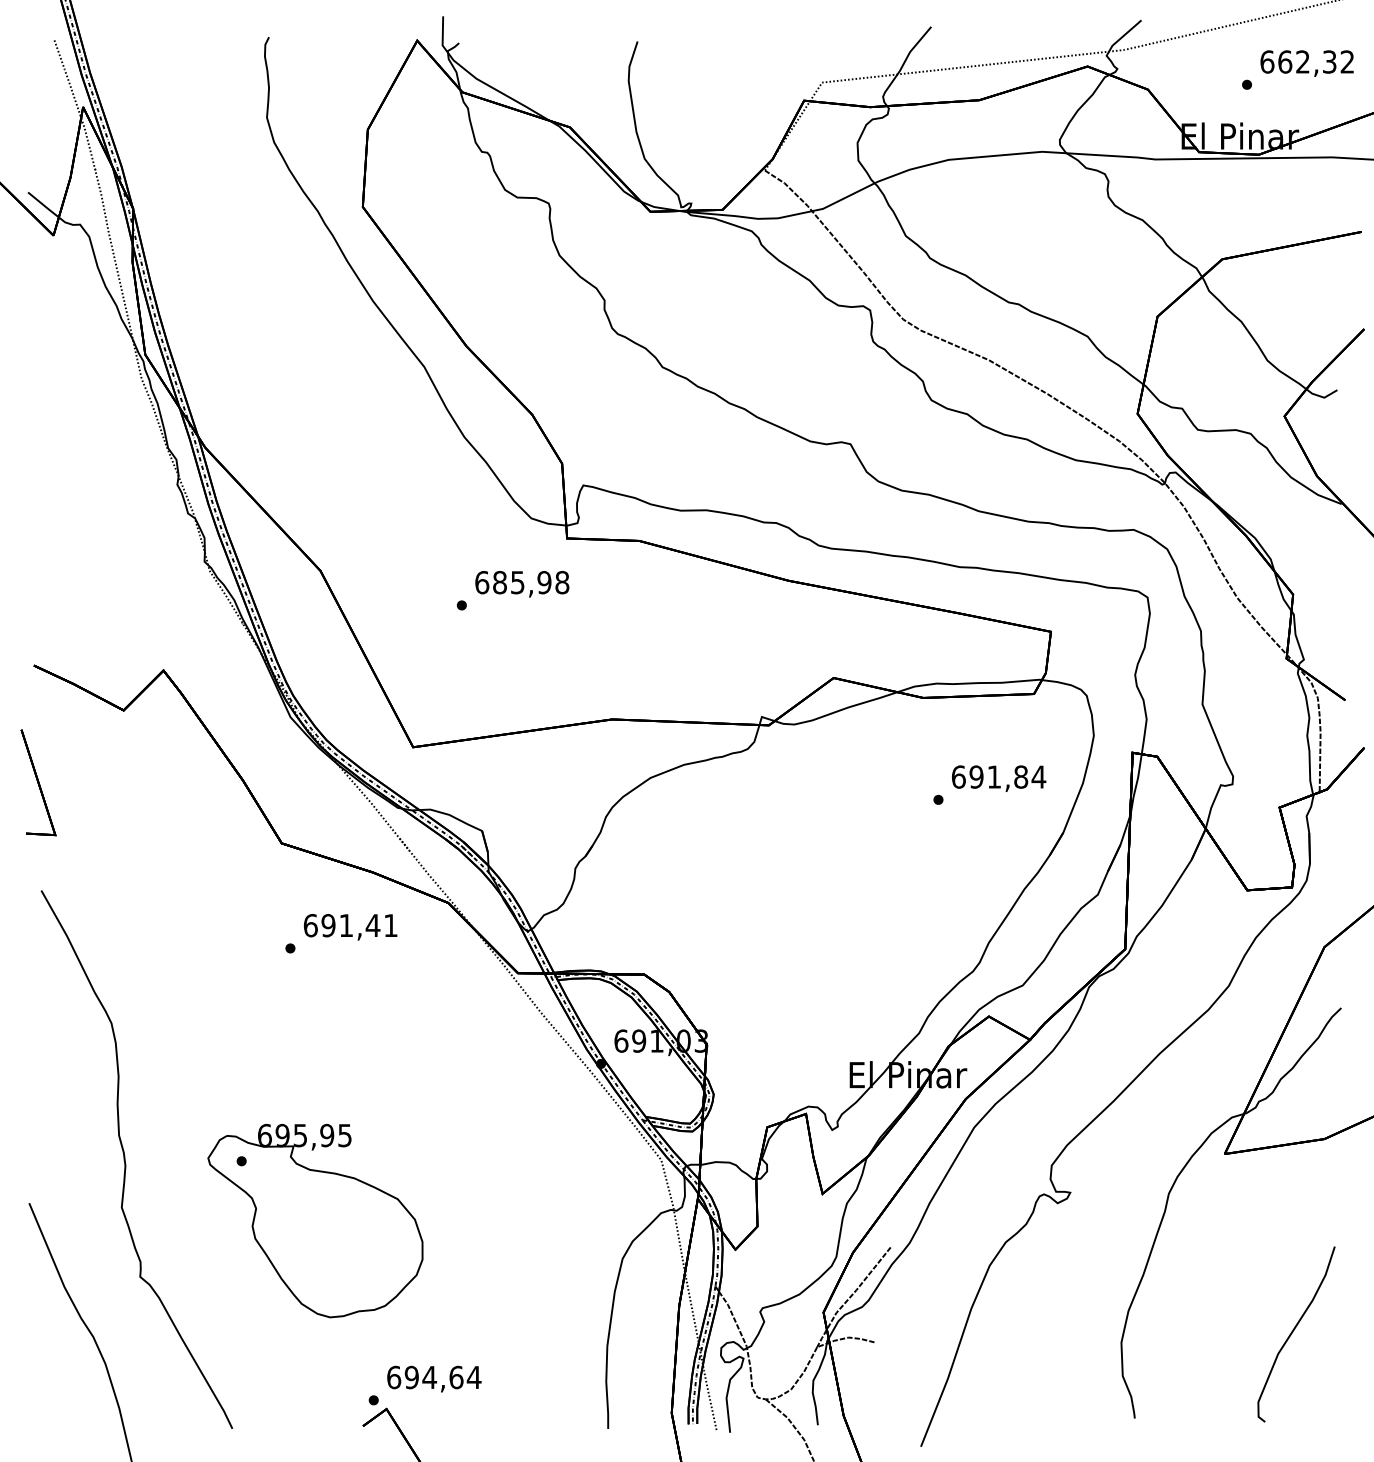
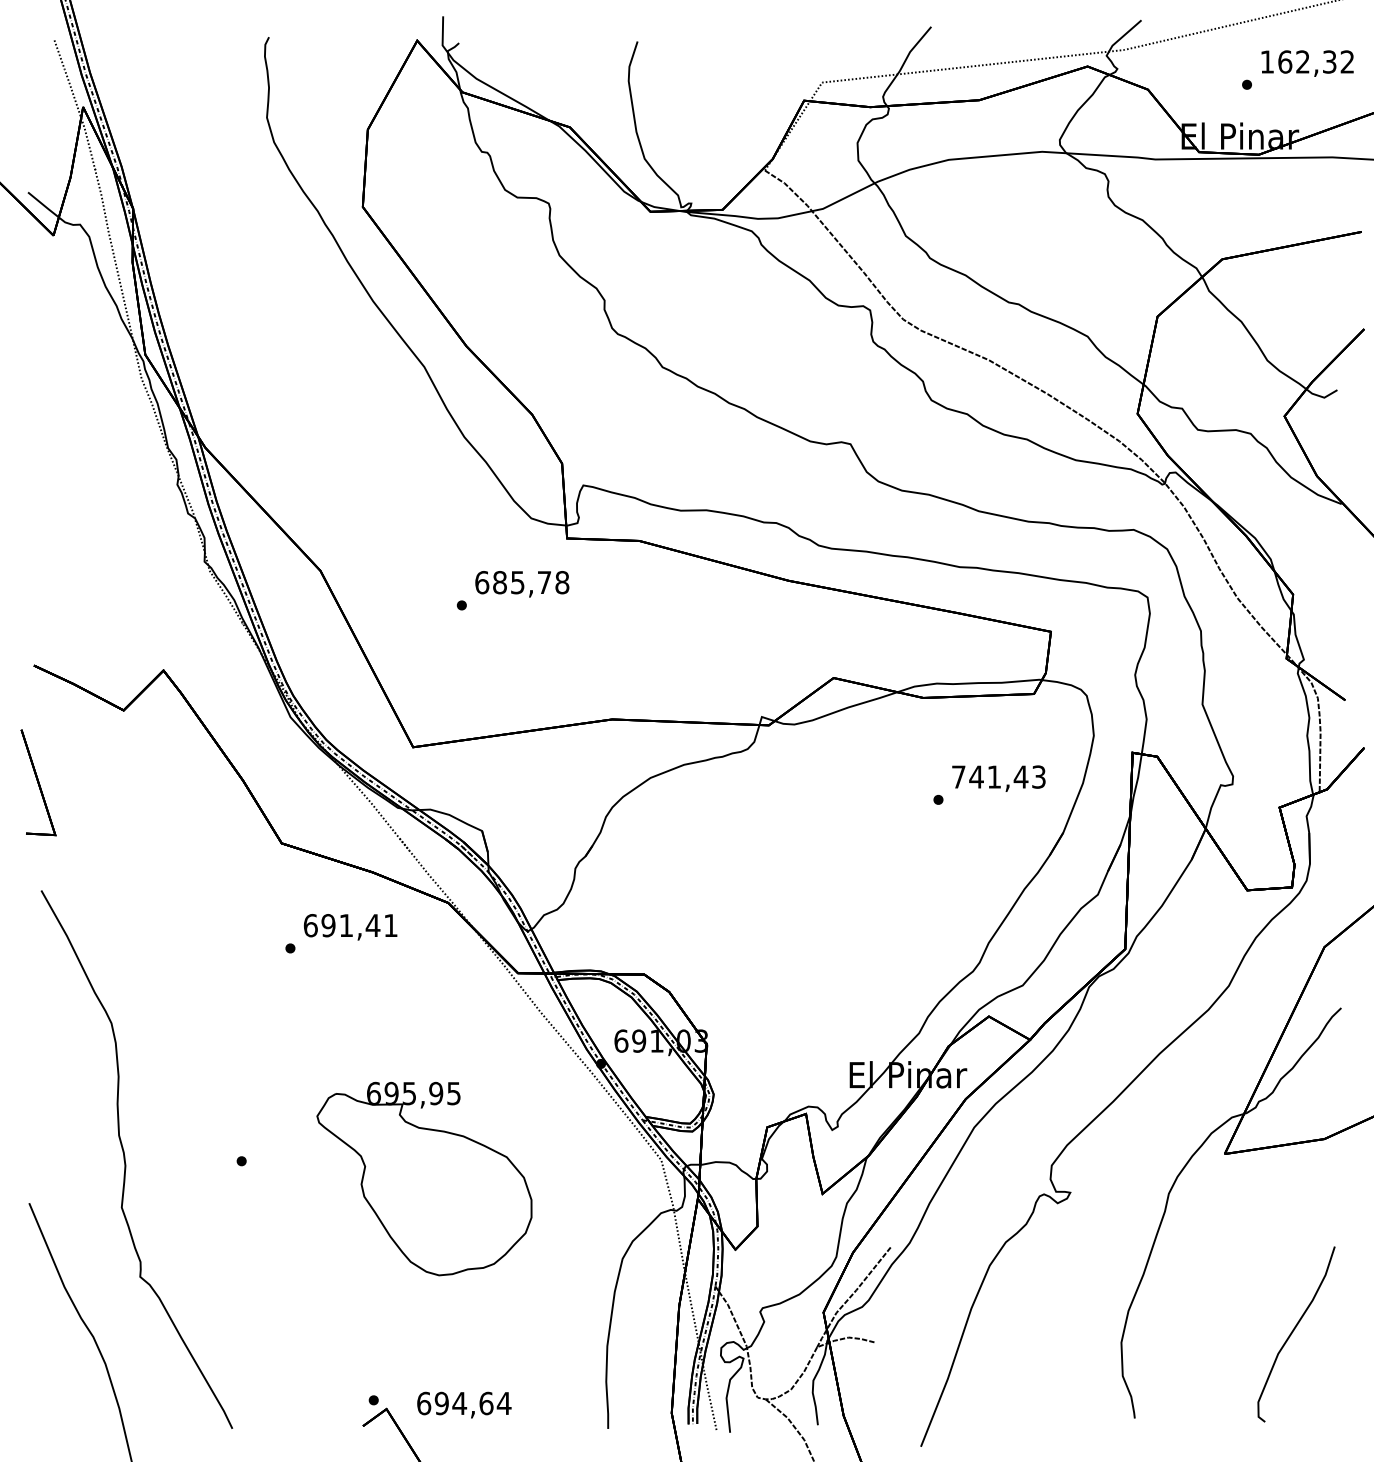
text: 662,32 -> 162,32 (1267, 61)
text: 685,98 -> 685,78 (544, 582)
text: 691,84 -> 741,43 (999, 776)
part position: (315, 1220) -> (424, 1178) (424, 1178)
text position: (434, 1378) -> (464, 1404) (464, 1404)
